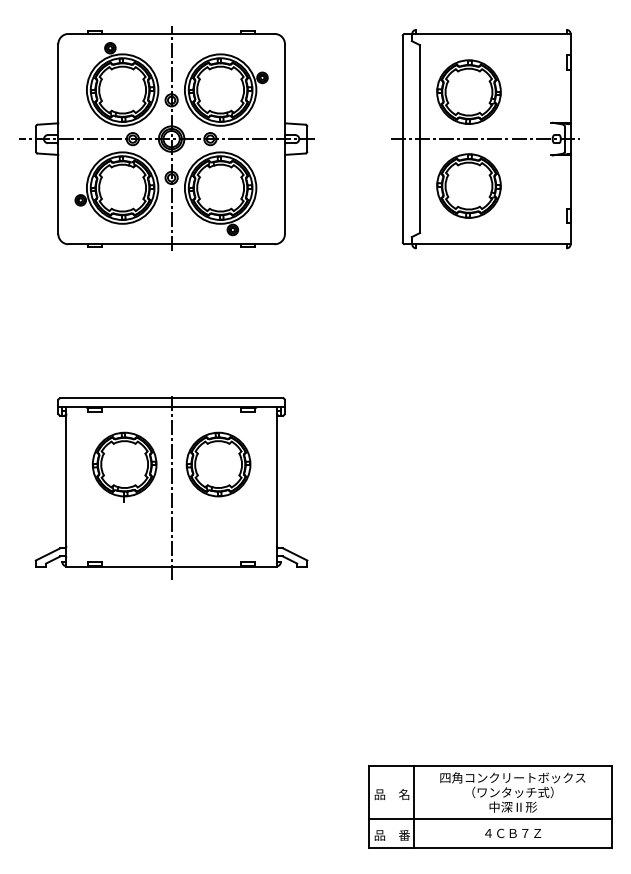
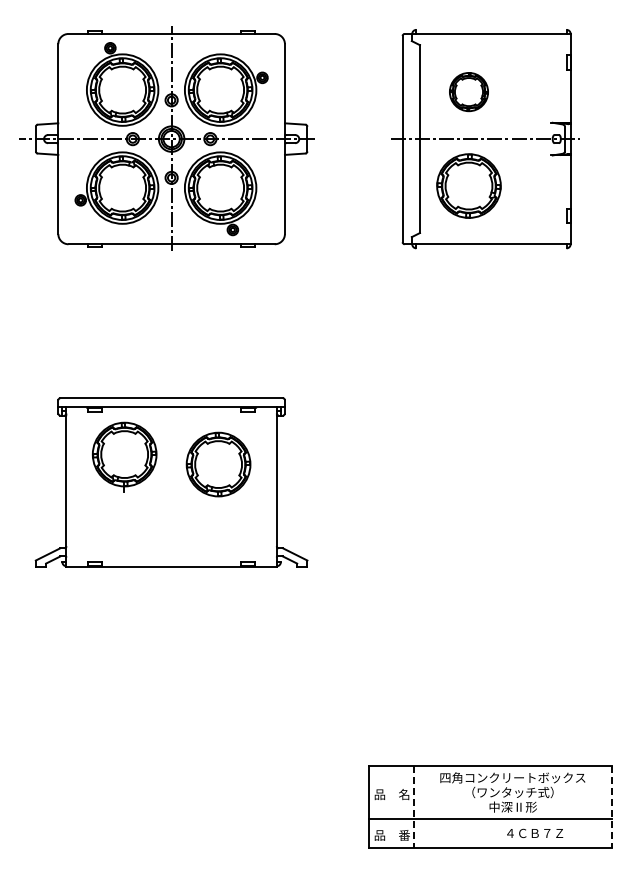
part size: 66x66 px -> 40x41 px (468, 92)
part position: (124, 466) -> (124, 456) (124, 456)
line: present -> none (171, 488)
line: solid -> dashed (413, 806)
line: solid -> dashed (612, 806)
text position: (513, 833) -> (535, 833) (535, 833)
